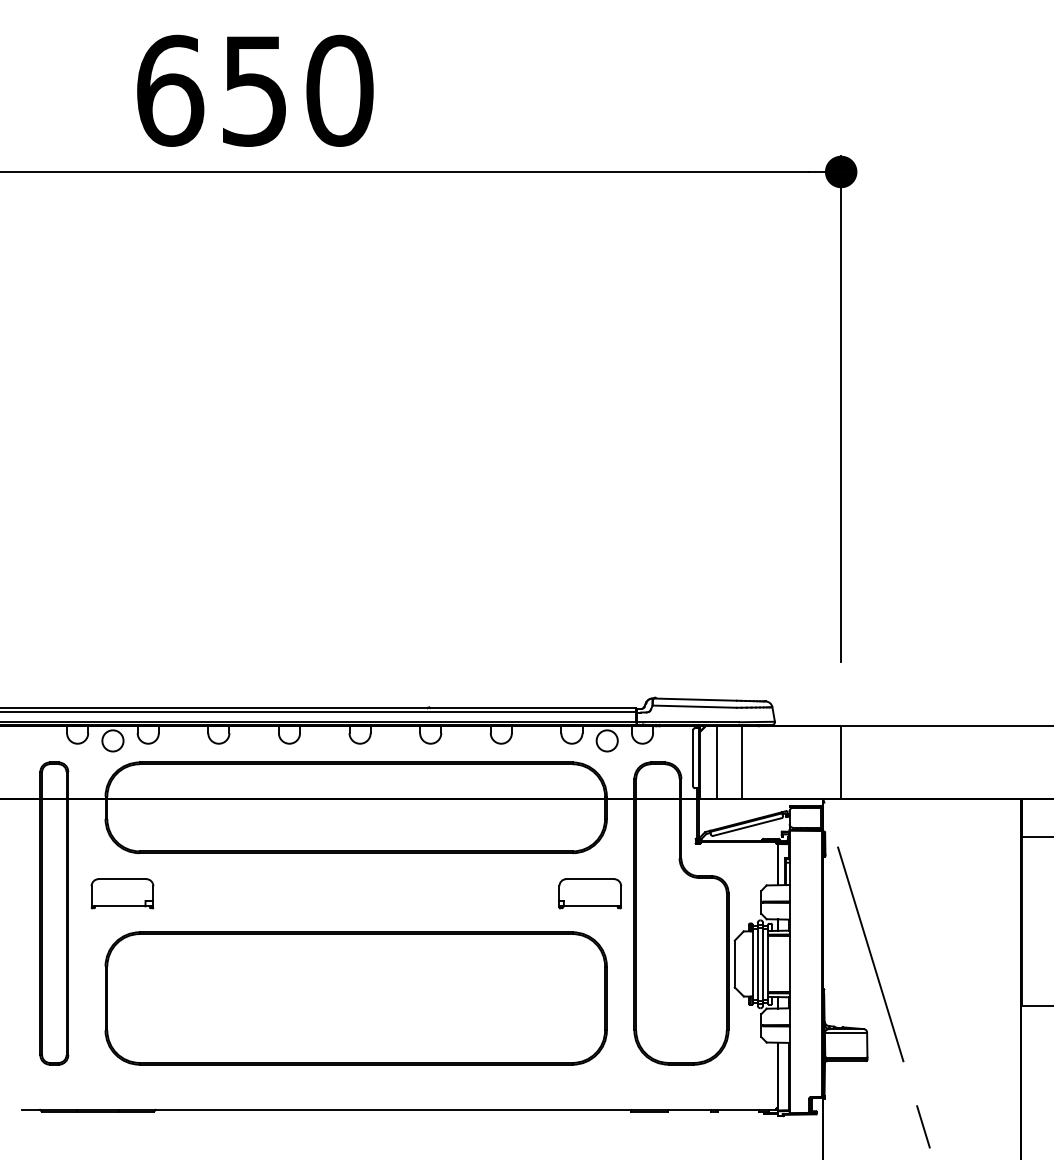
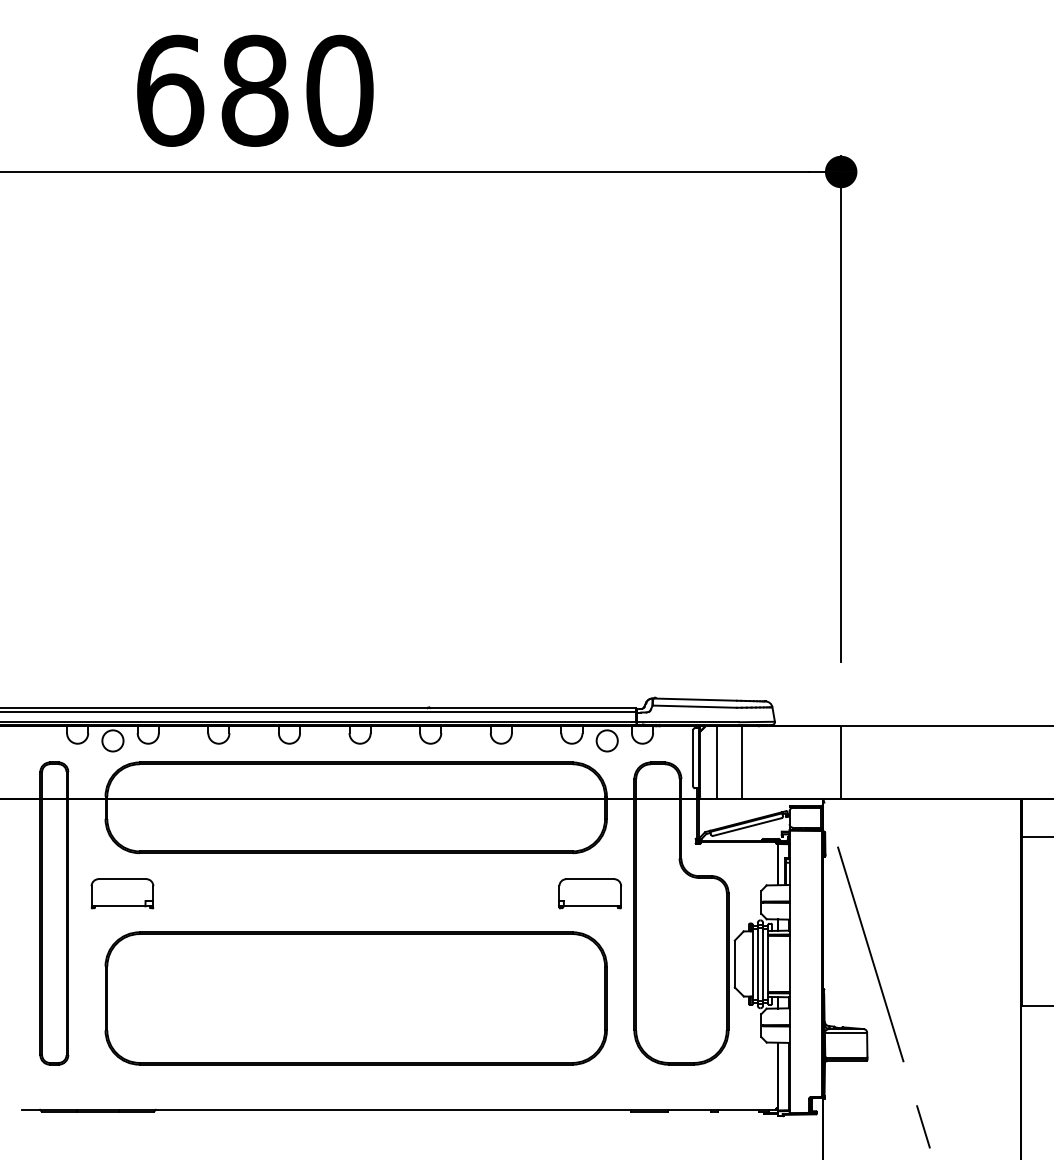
text: 650 -> 680 (254, 90)
